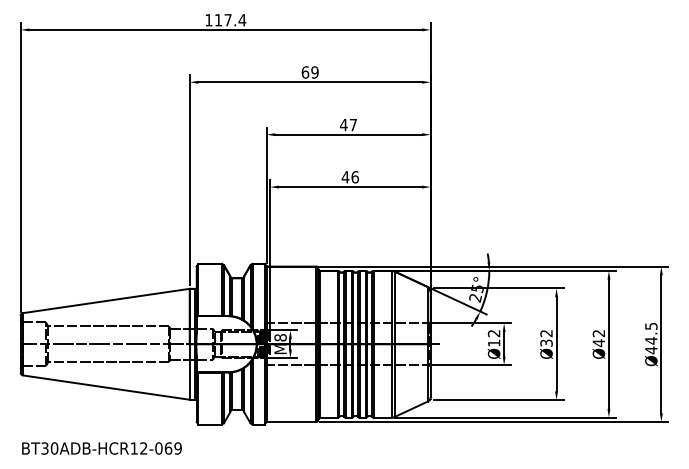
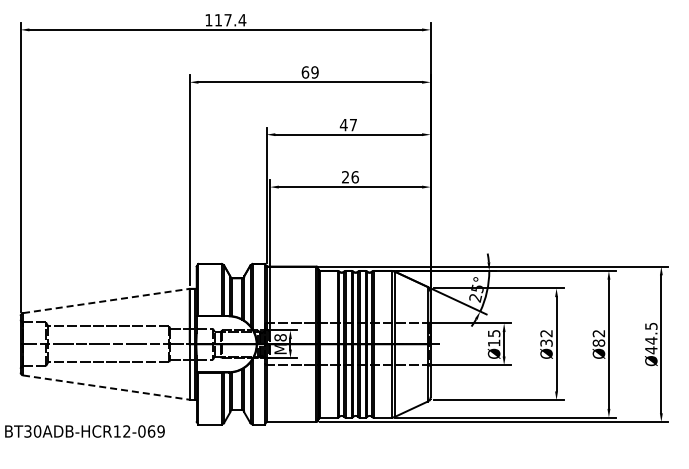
text: 46 -> 26 (345, 177)
line: solid -> dashed (106, 300)
text: Ø12 -> Ø15 (493, 333)
text: Ø42 -> Ø82 (598, 343)
line: solid -> dashed (106, 387)
text position: (101, 448) -> (84, 431) (84, 431)
